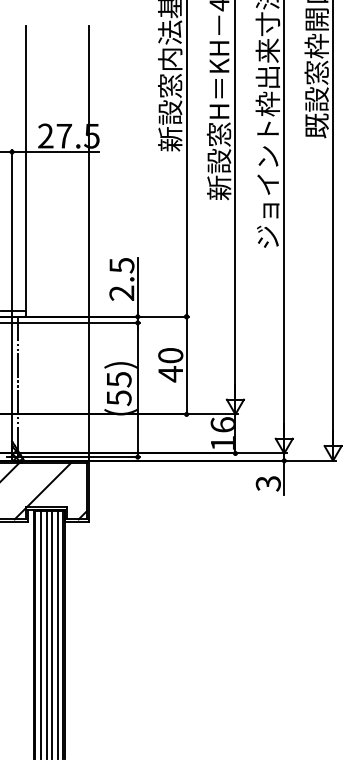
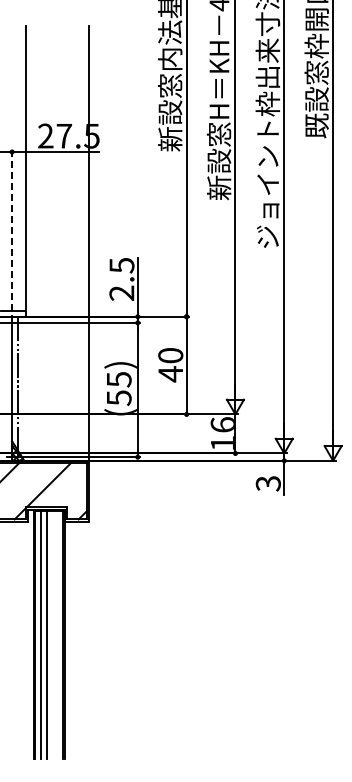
line: solid -> dashed (12, 235)
line: present -> none (52, 634)
line: present -> none (57, 634)
